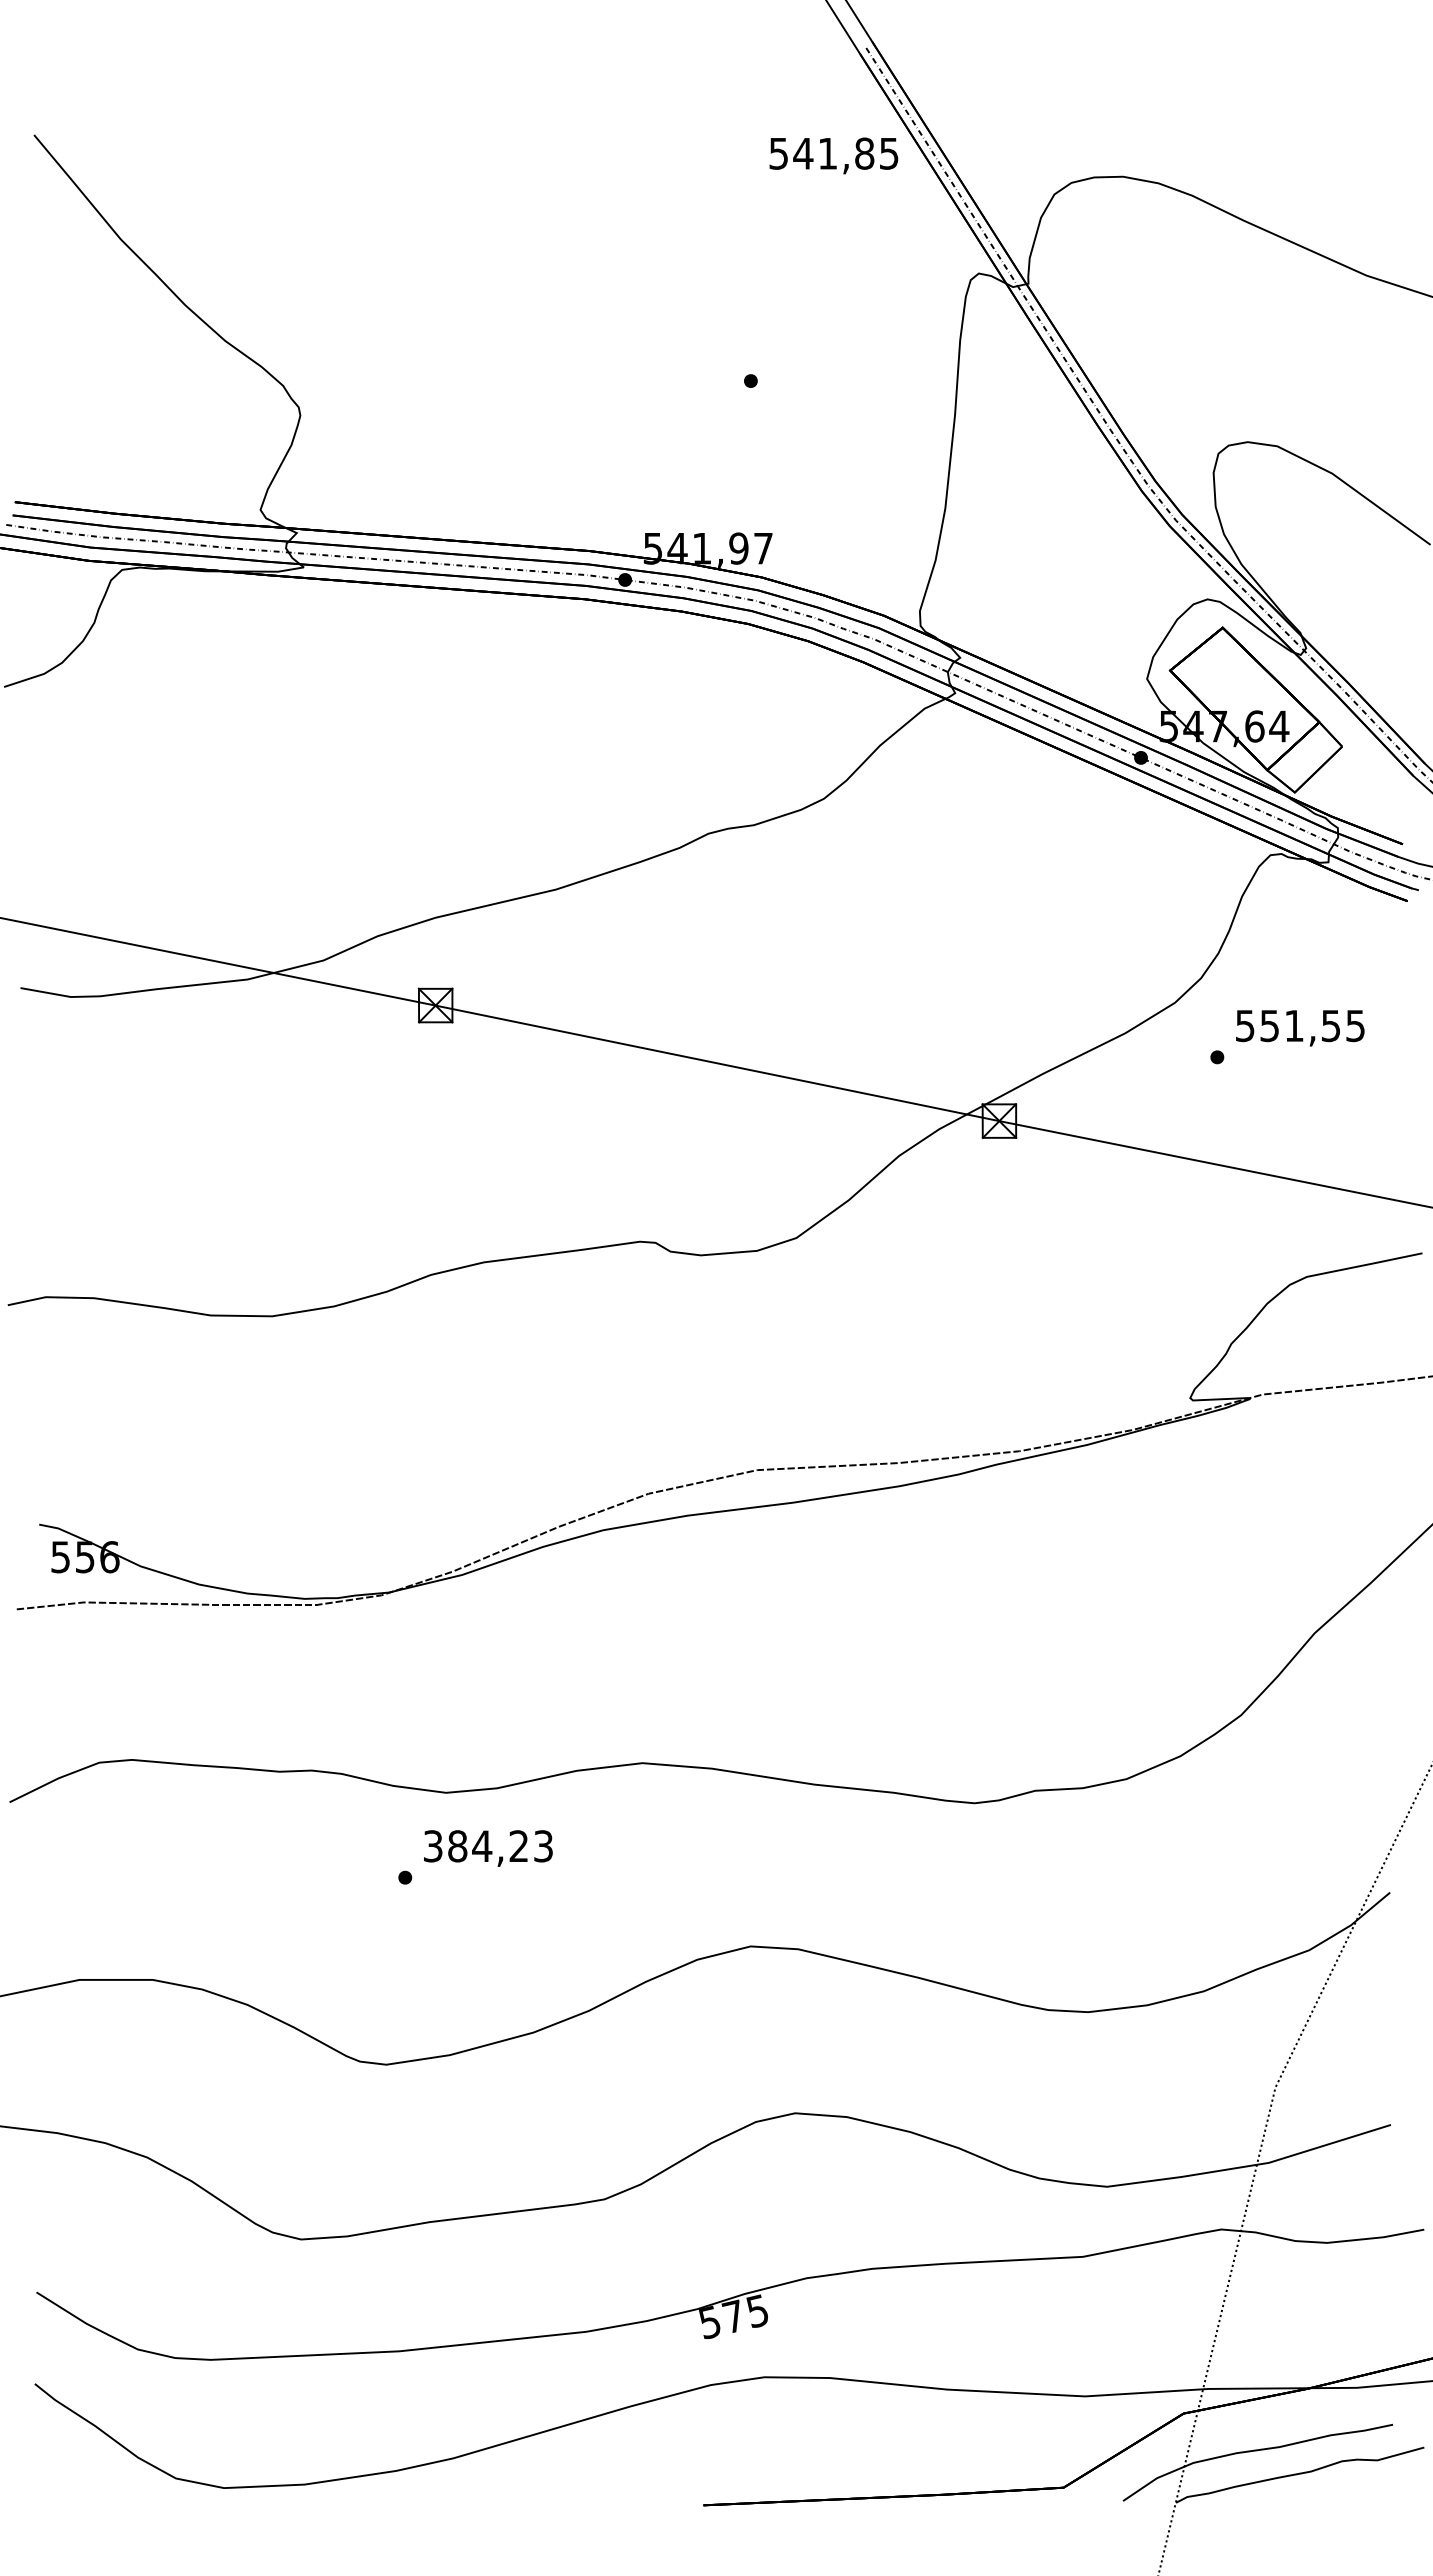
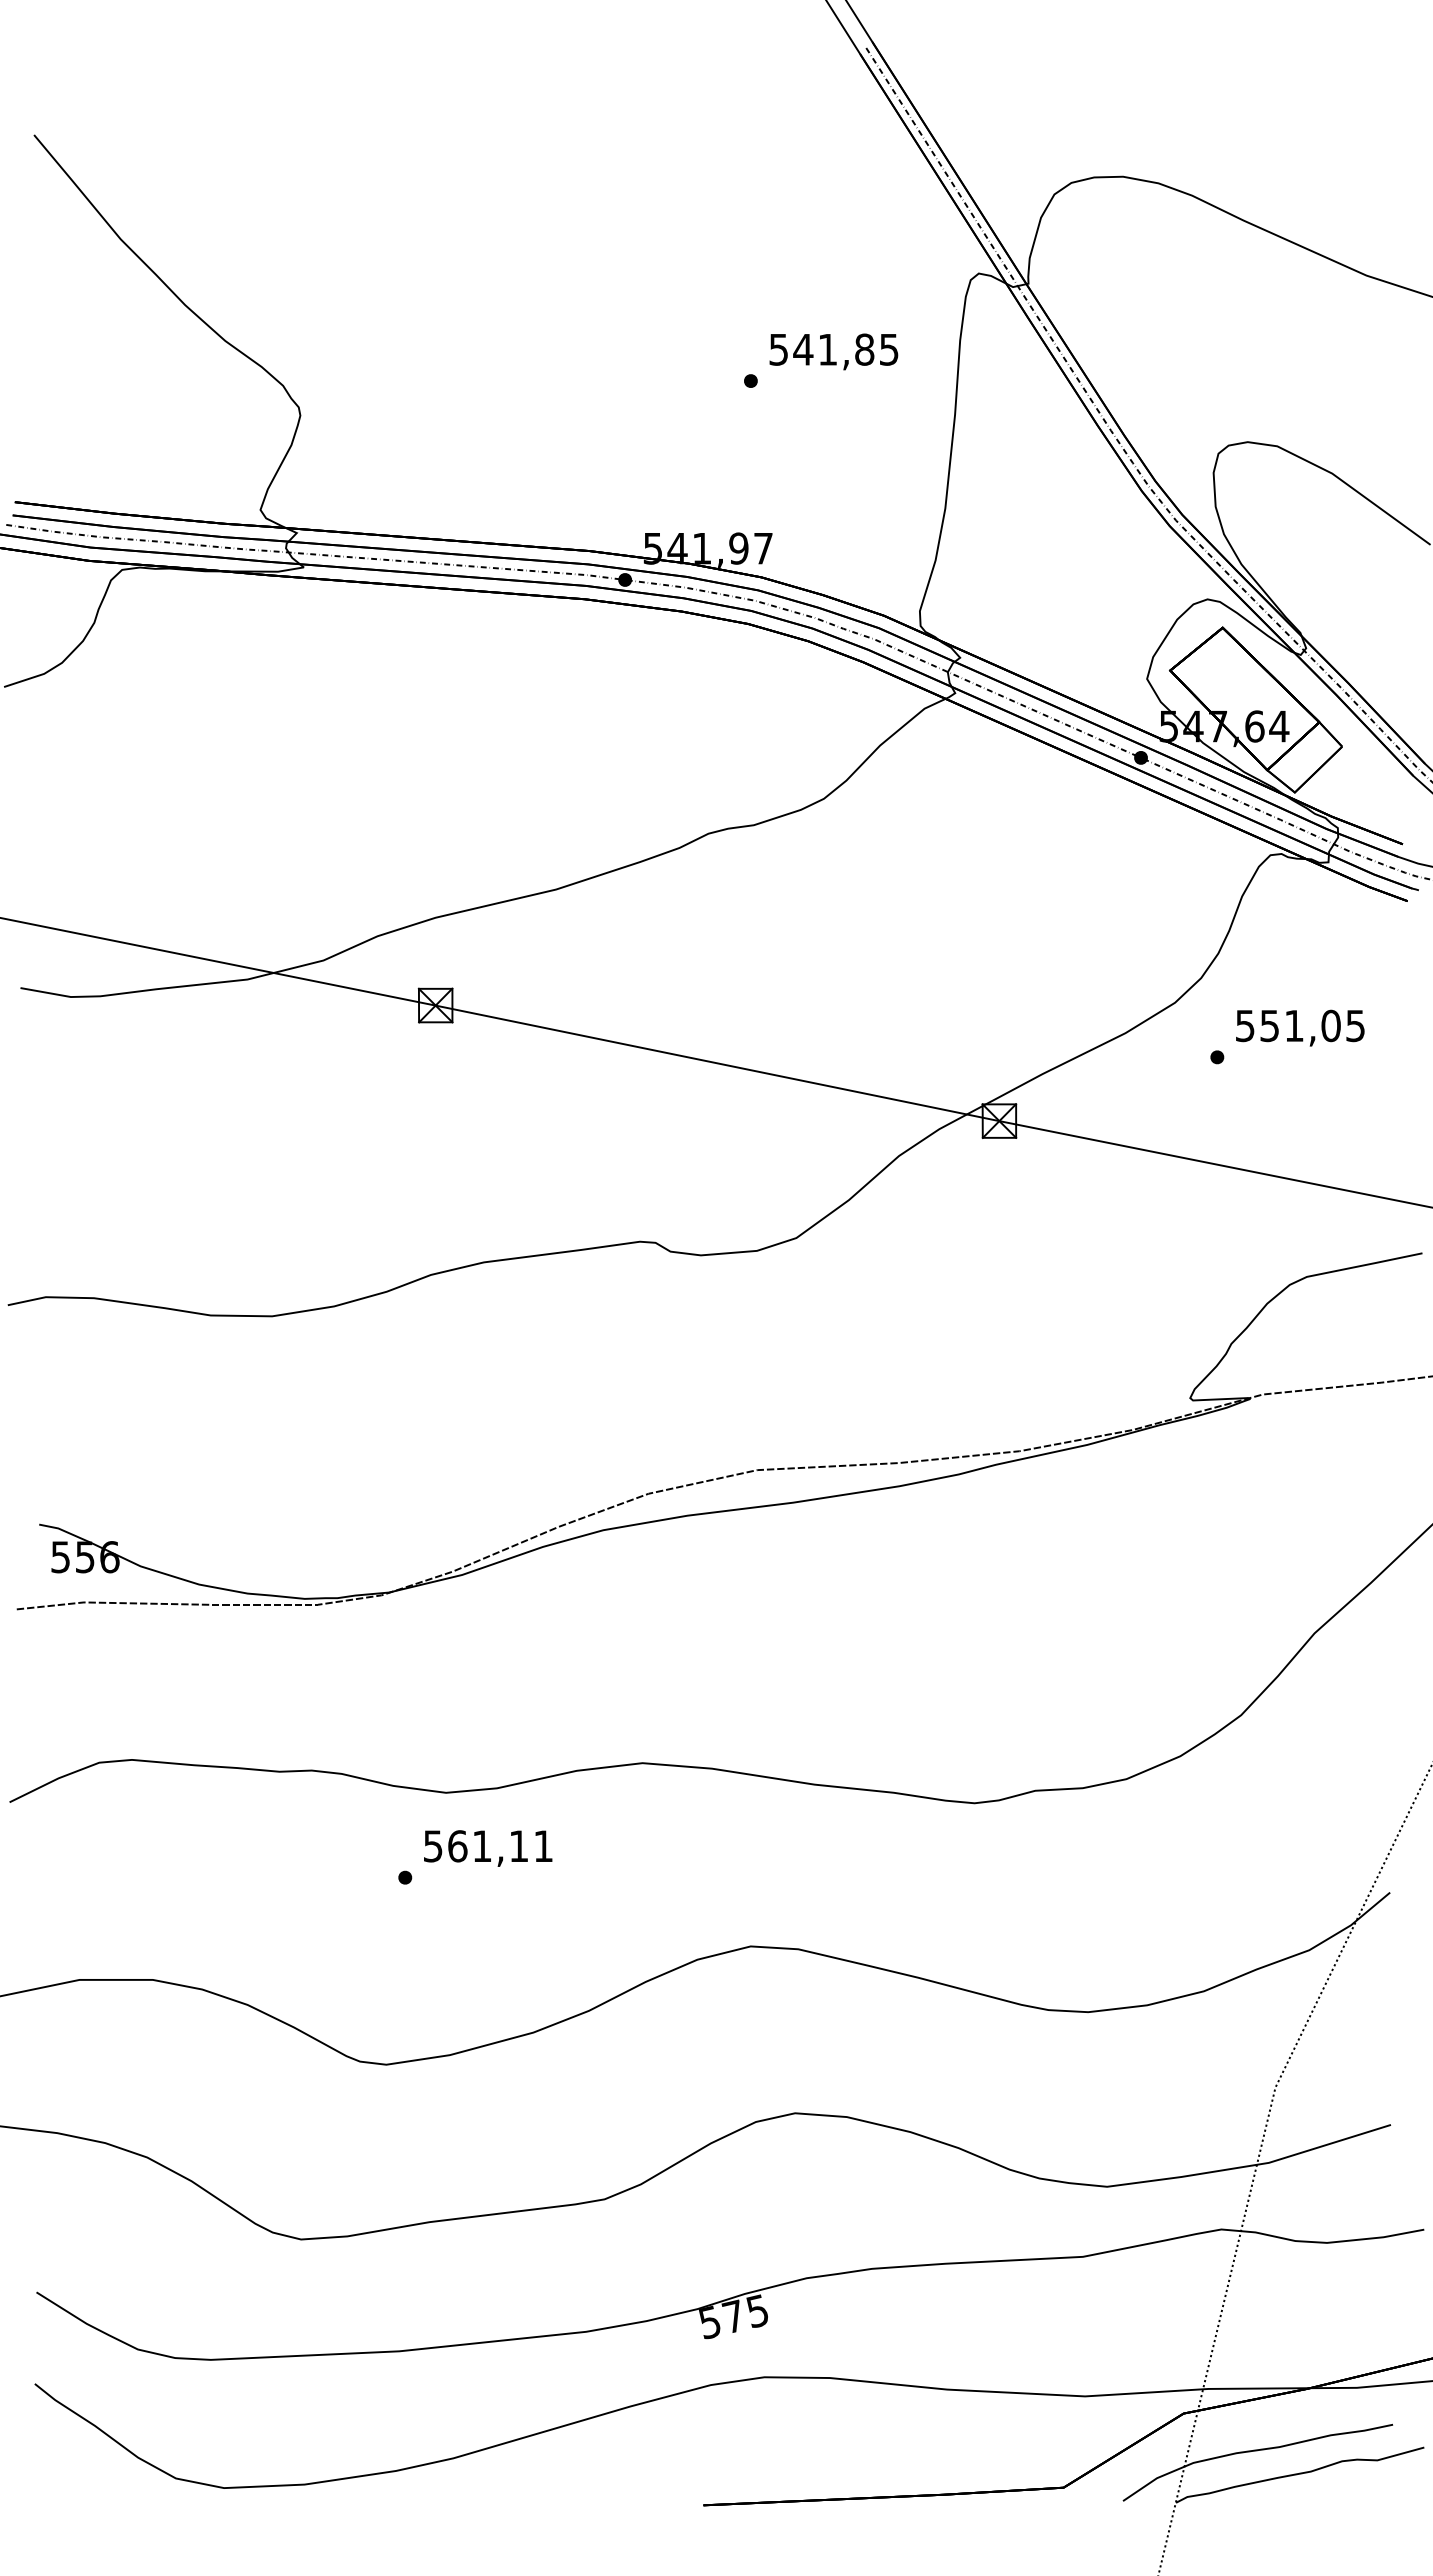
text position: (833, 155) -> (833, 351) (833, 351)
text: 551,55 -> 551,05 (1330, 1025)
text: 384,23 -> 561,11 (488, 1846)
